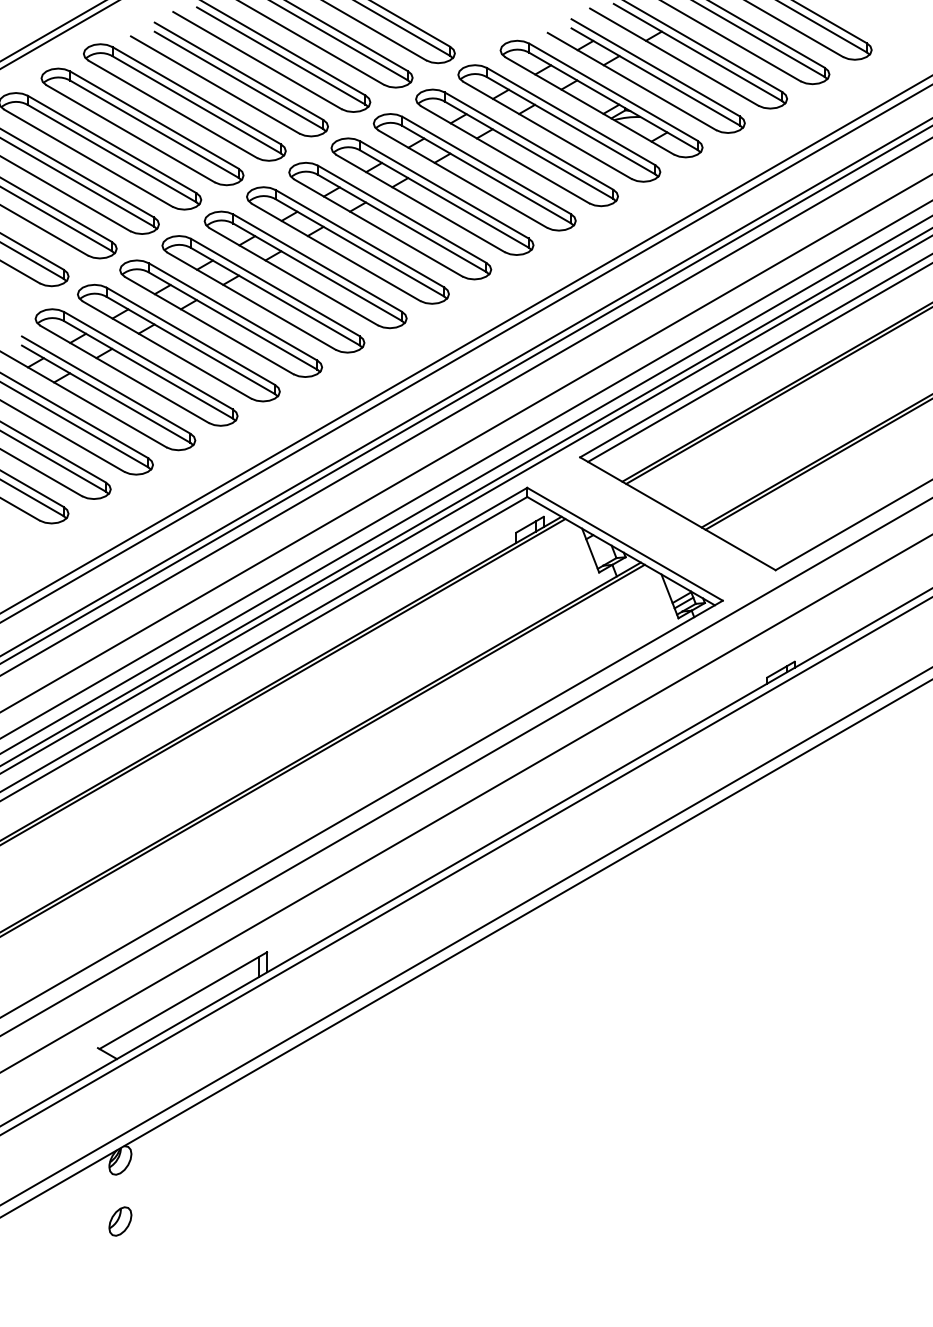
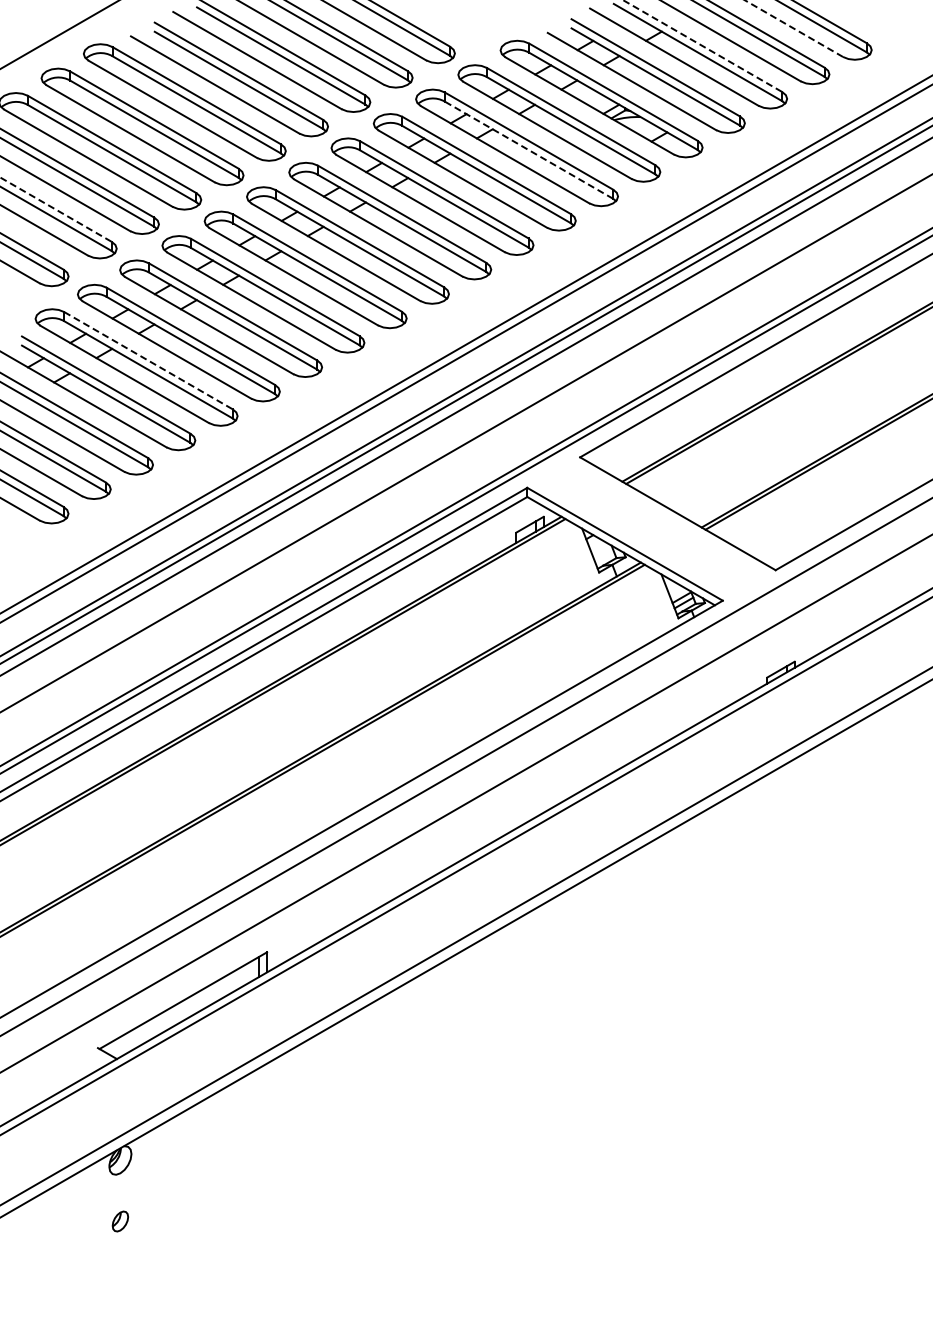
line: solid -> dashed (793, 28)
line: present -> none (52, 31)
line: solid -> dashed (702, 46)
line: solid -> dashed (528, 149)
line: solid -> dashed (56, 209)
line: solid -> dashed (148, 360)
line: present -> none (758, 362)
line: present -> none (465, 469)
line: present -> none (465, 484)
part size: 25x31 px -> 18x23 px (119, 1221)
